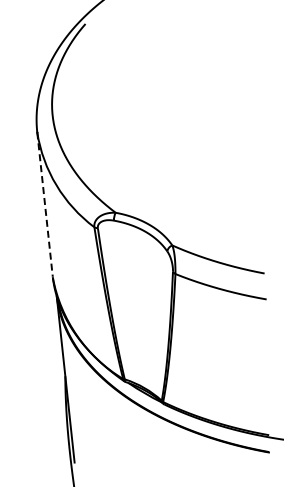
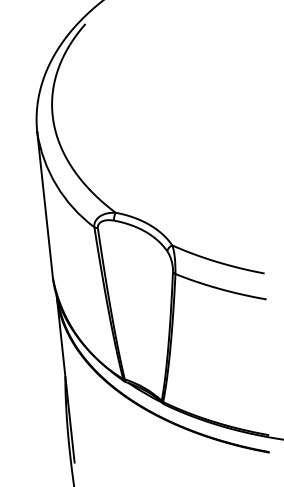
line: dashed -> solid (45, 204)
